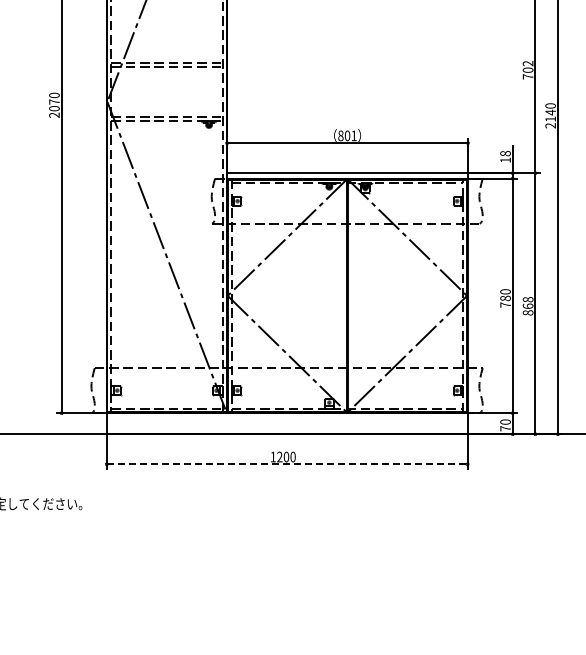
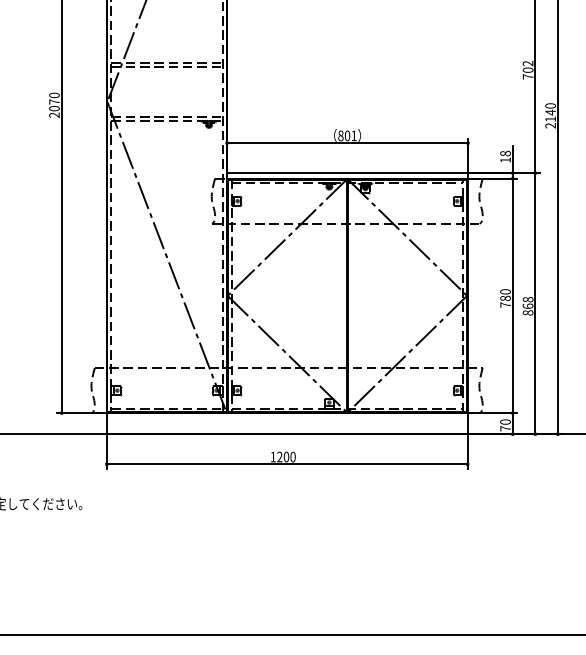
line: dashed -> solid (287, 464)
line: none -> present (292, 635)
